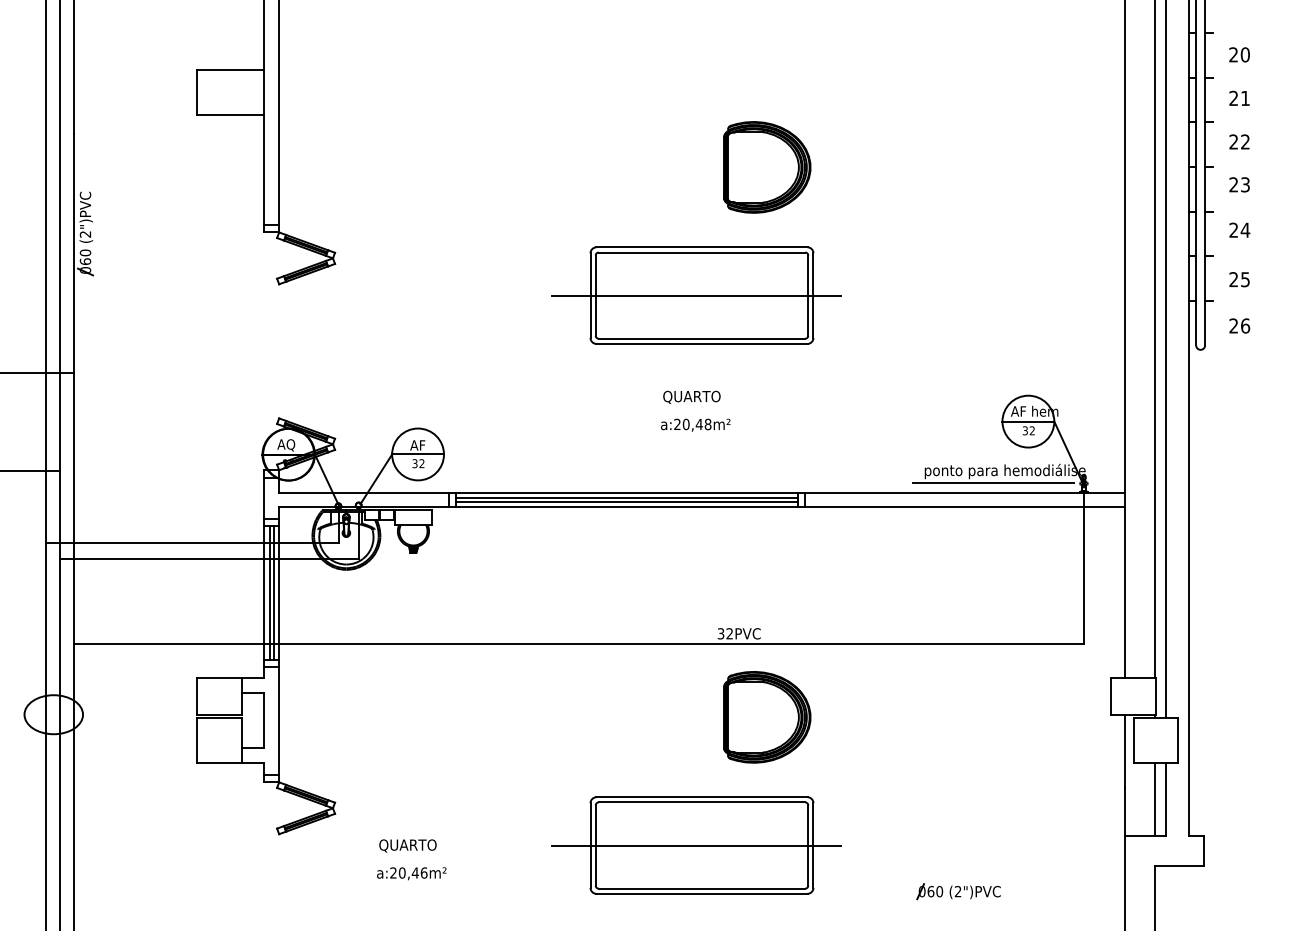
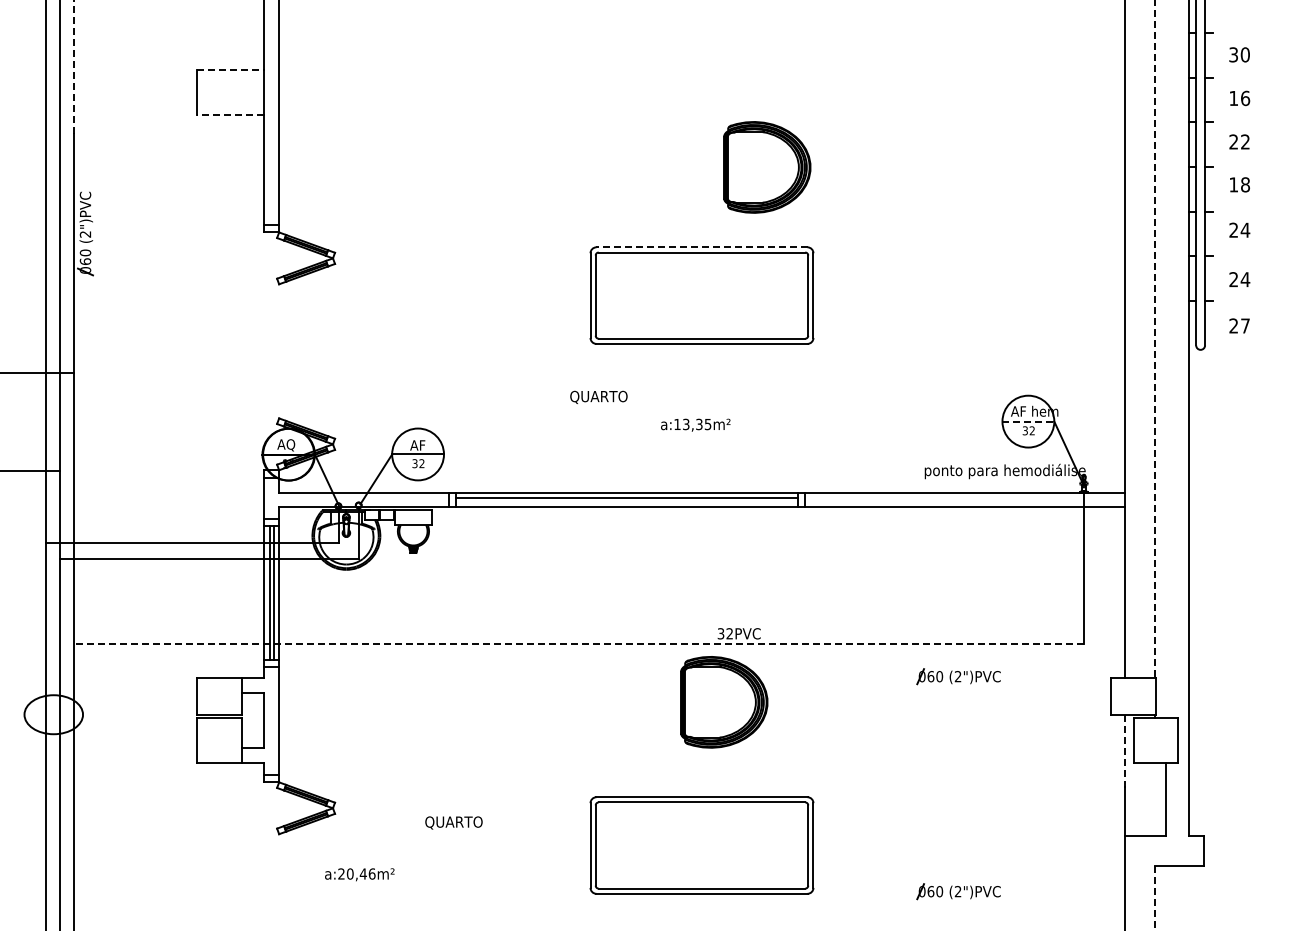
text: 20 -> 30 (1233, 54)
line: solid -> dashed (74, 66)
line: solid -> dashed (231, 70)
text: 21 -> 16 (1239, 98)
line: solid -> dashed (230, 115)
text: 23 -> 18 (1239, 184)
line: solid -> dashed (701, 247)
text: 25 -> 24 (1245, 279)
line: present -> none (696, 295)
text: 26 -> 27 (1245, 325)
line: solid -> dashed (1154, 339)
line: present -> none (1166, 360)
text position: (691, 396) -> (598, 396) (598, 396)
line: solid -> dashed (1028, 421)
text: a:20,48m² -> a:13,35m² (692, 424)
line: present -> none (993, 482)
line: present -> none (626, 502)
line: solid -> dashed (579, 644)
part: none -> present (958, 676)
part position: (767, 717) -> (724, 702) (724, 702)
line: solid -> dashed (1124, 751)
line: present -> none (1154, 799)
text position: (407, 845) -> (453, 822) (453, 822)
line: present -> none (696, 845)
text position: (411, 873) -> (359, 874) (359, 874)
line: solid -> dashed (1154, 898)
